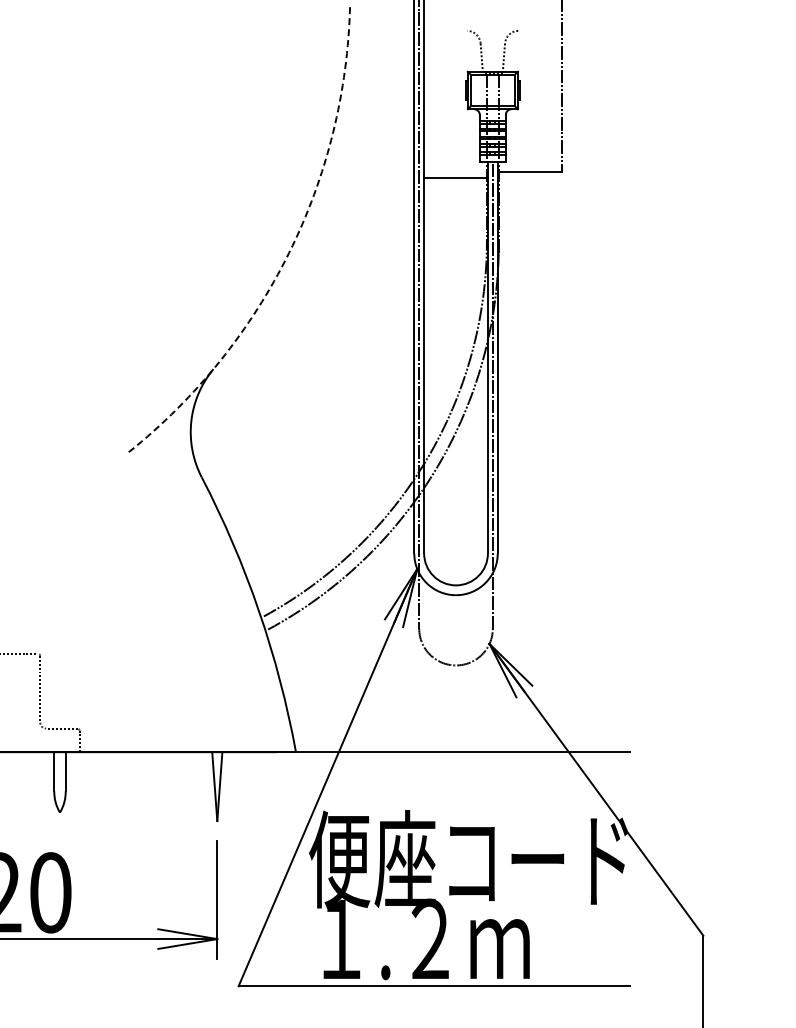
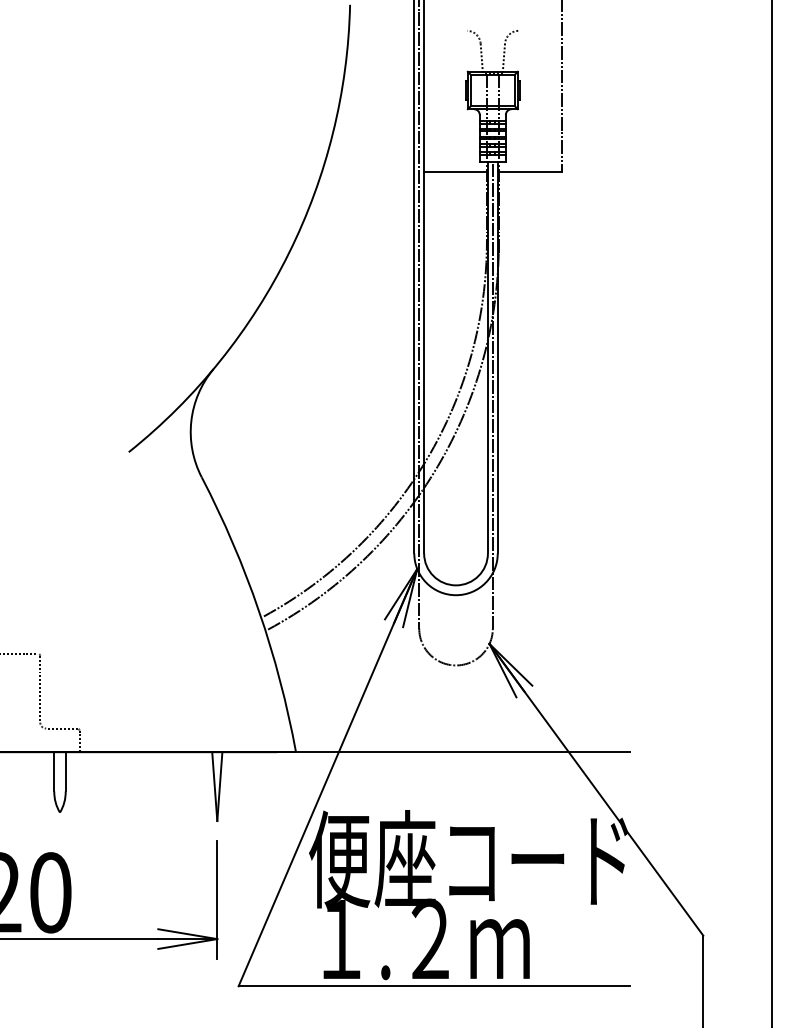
line position: (455, 177) -> (455, 171) (455, 171)
arc: dashed -> solid (289, 253)
line: none -> present (772, 513)
